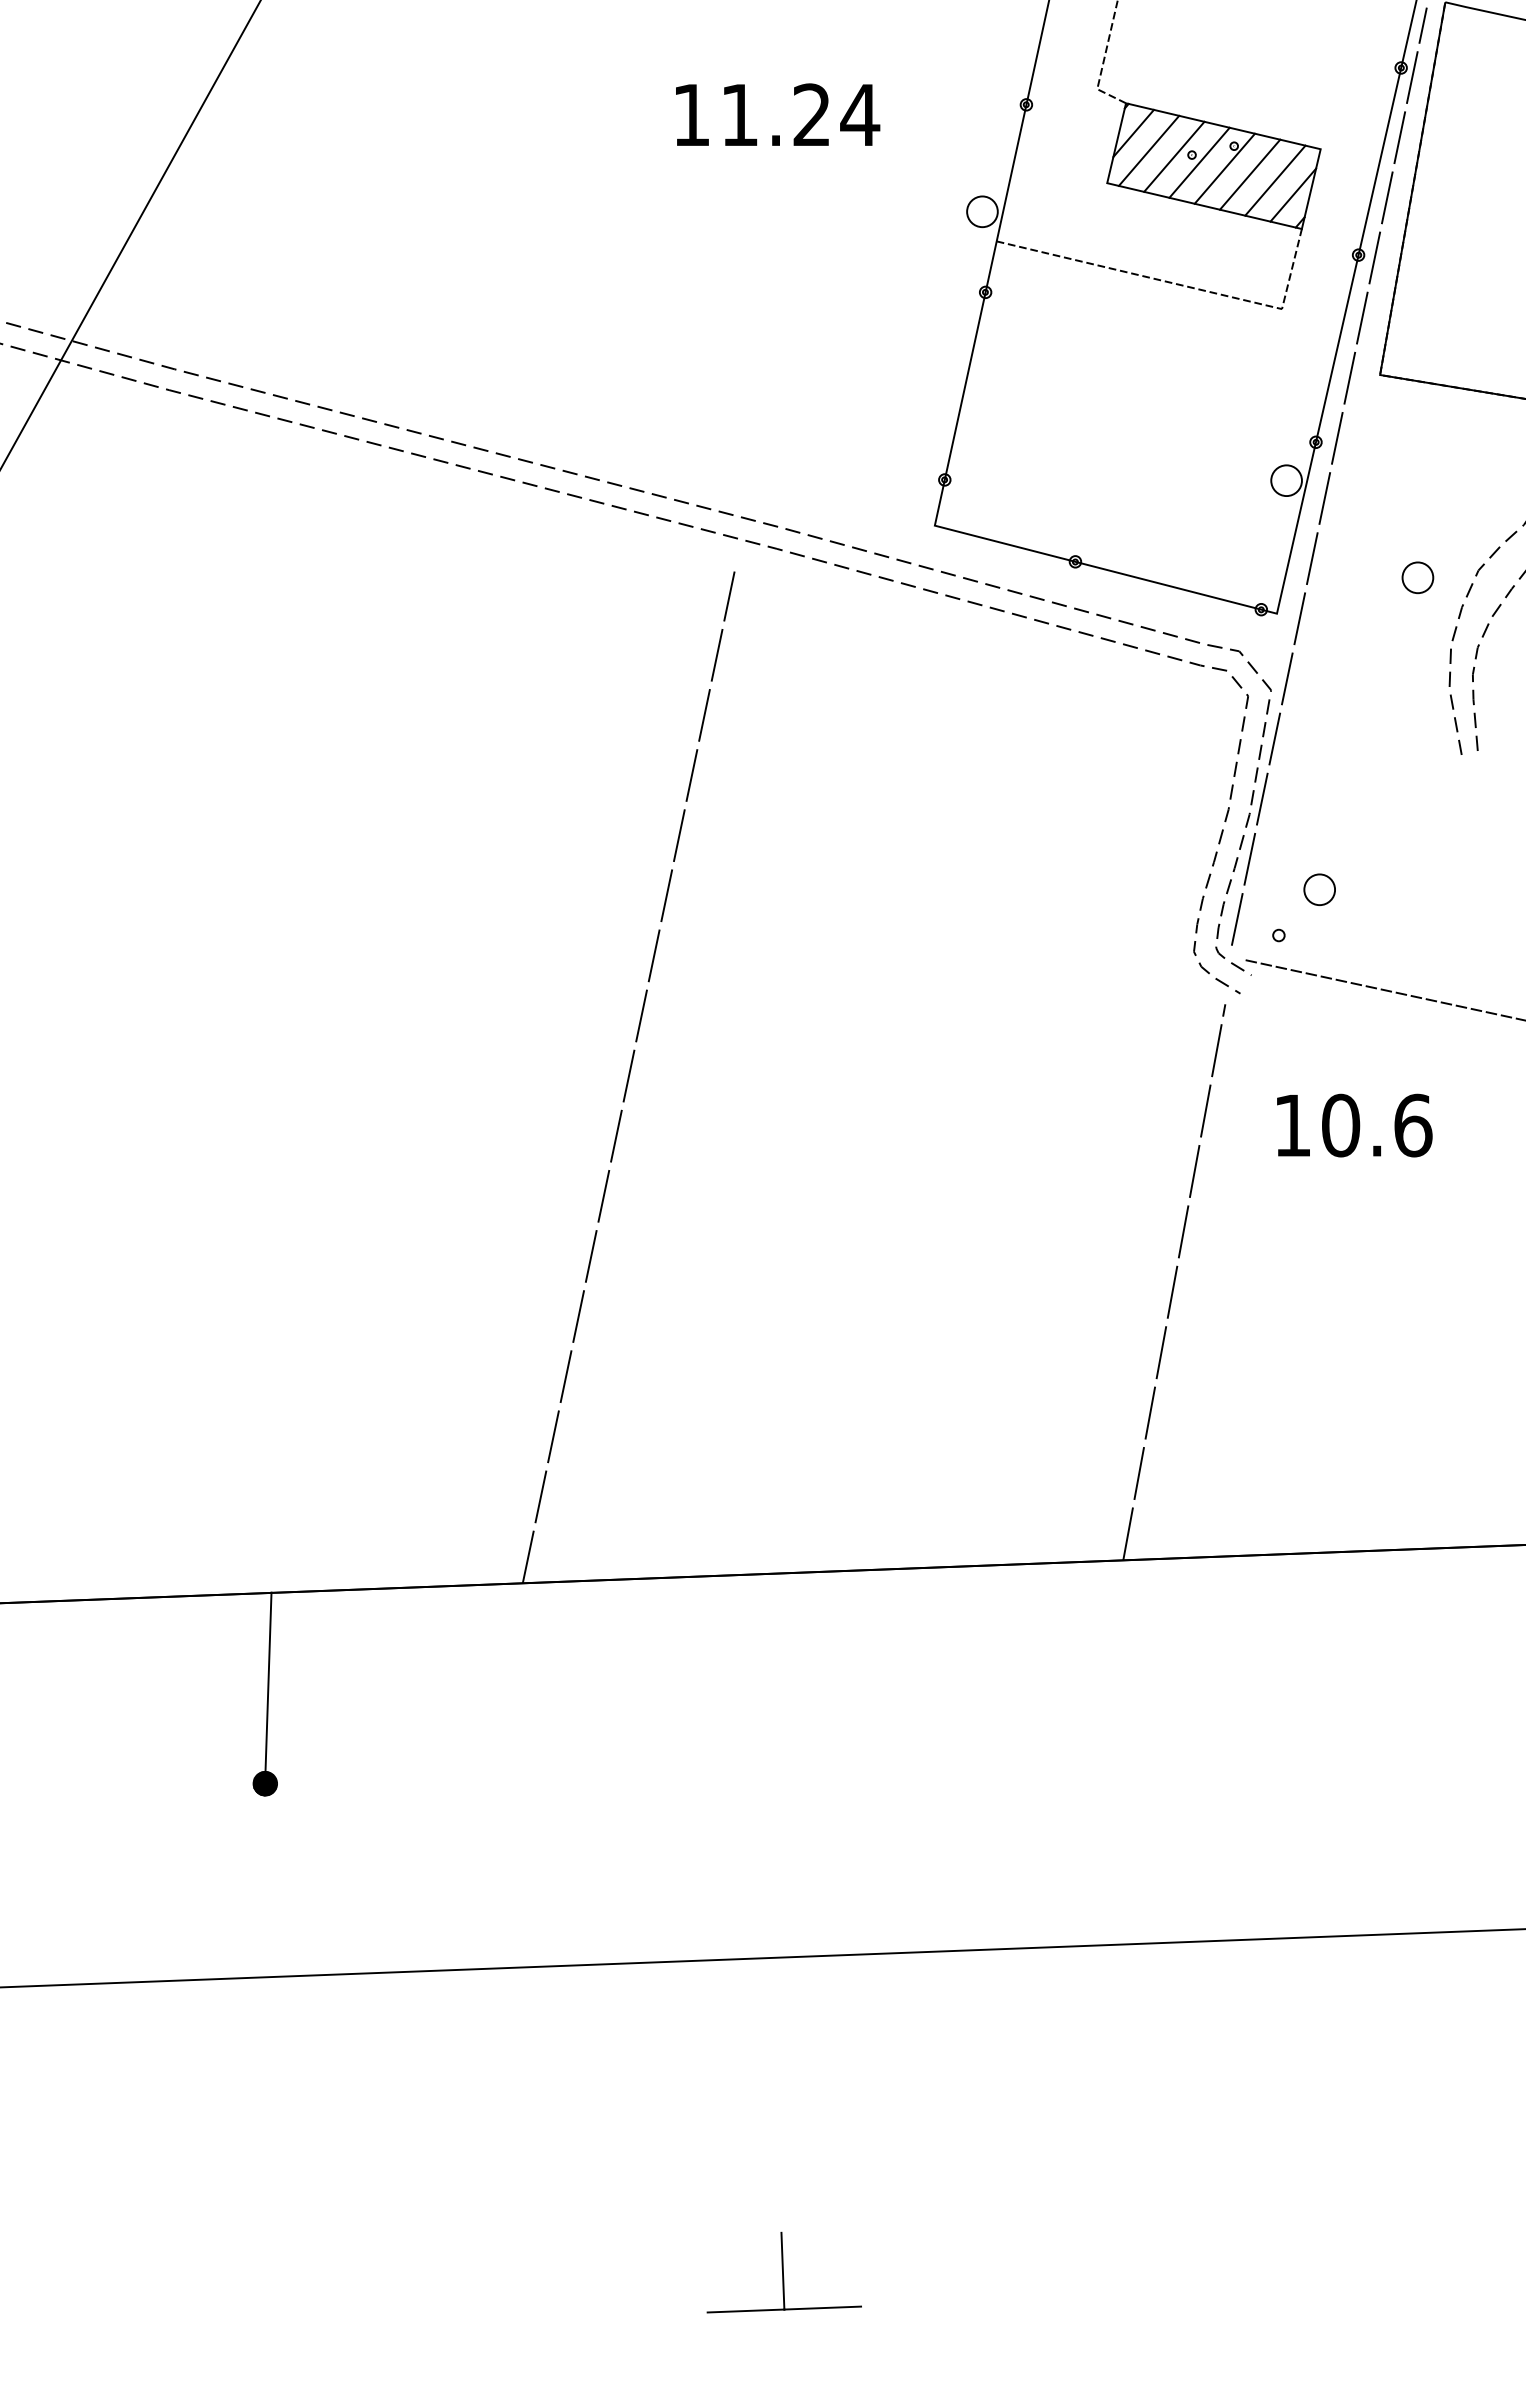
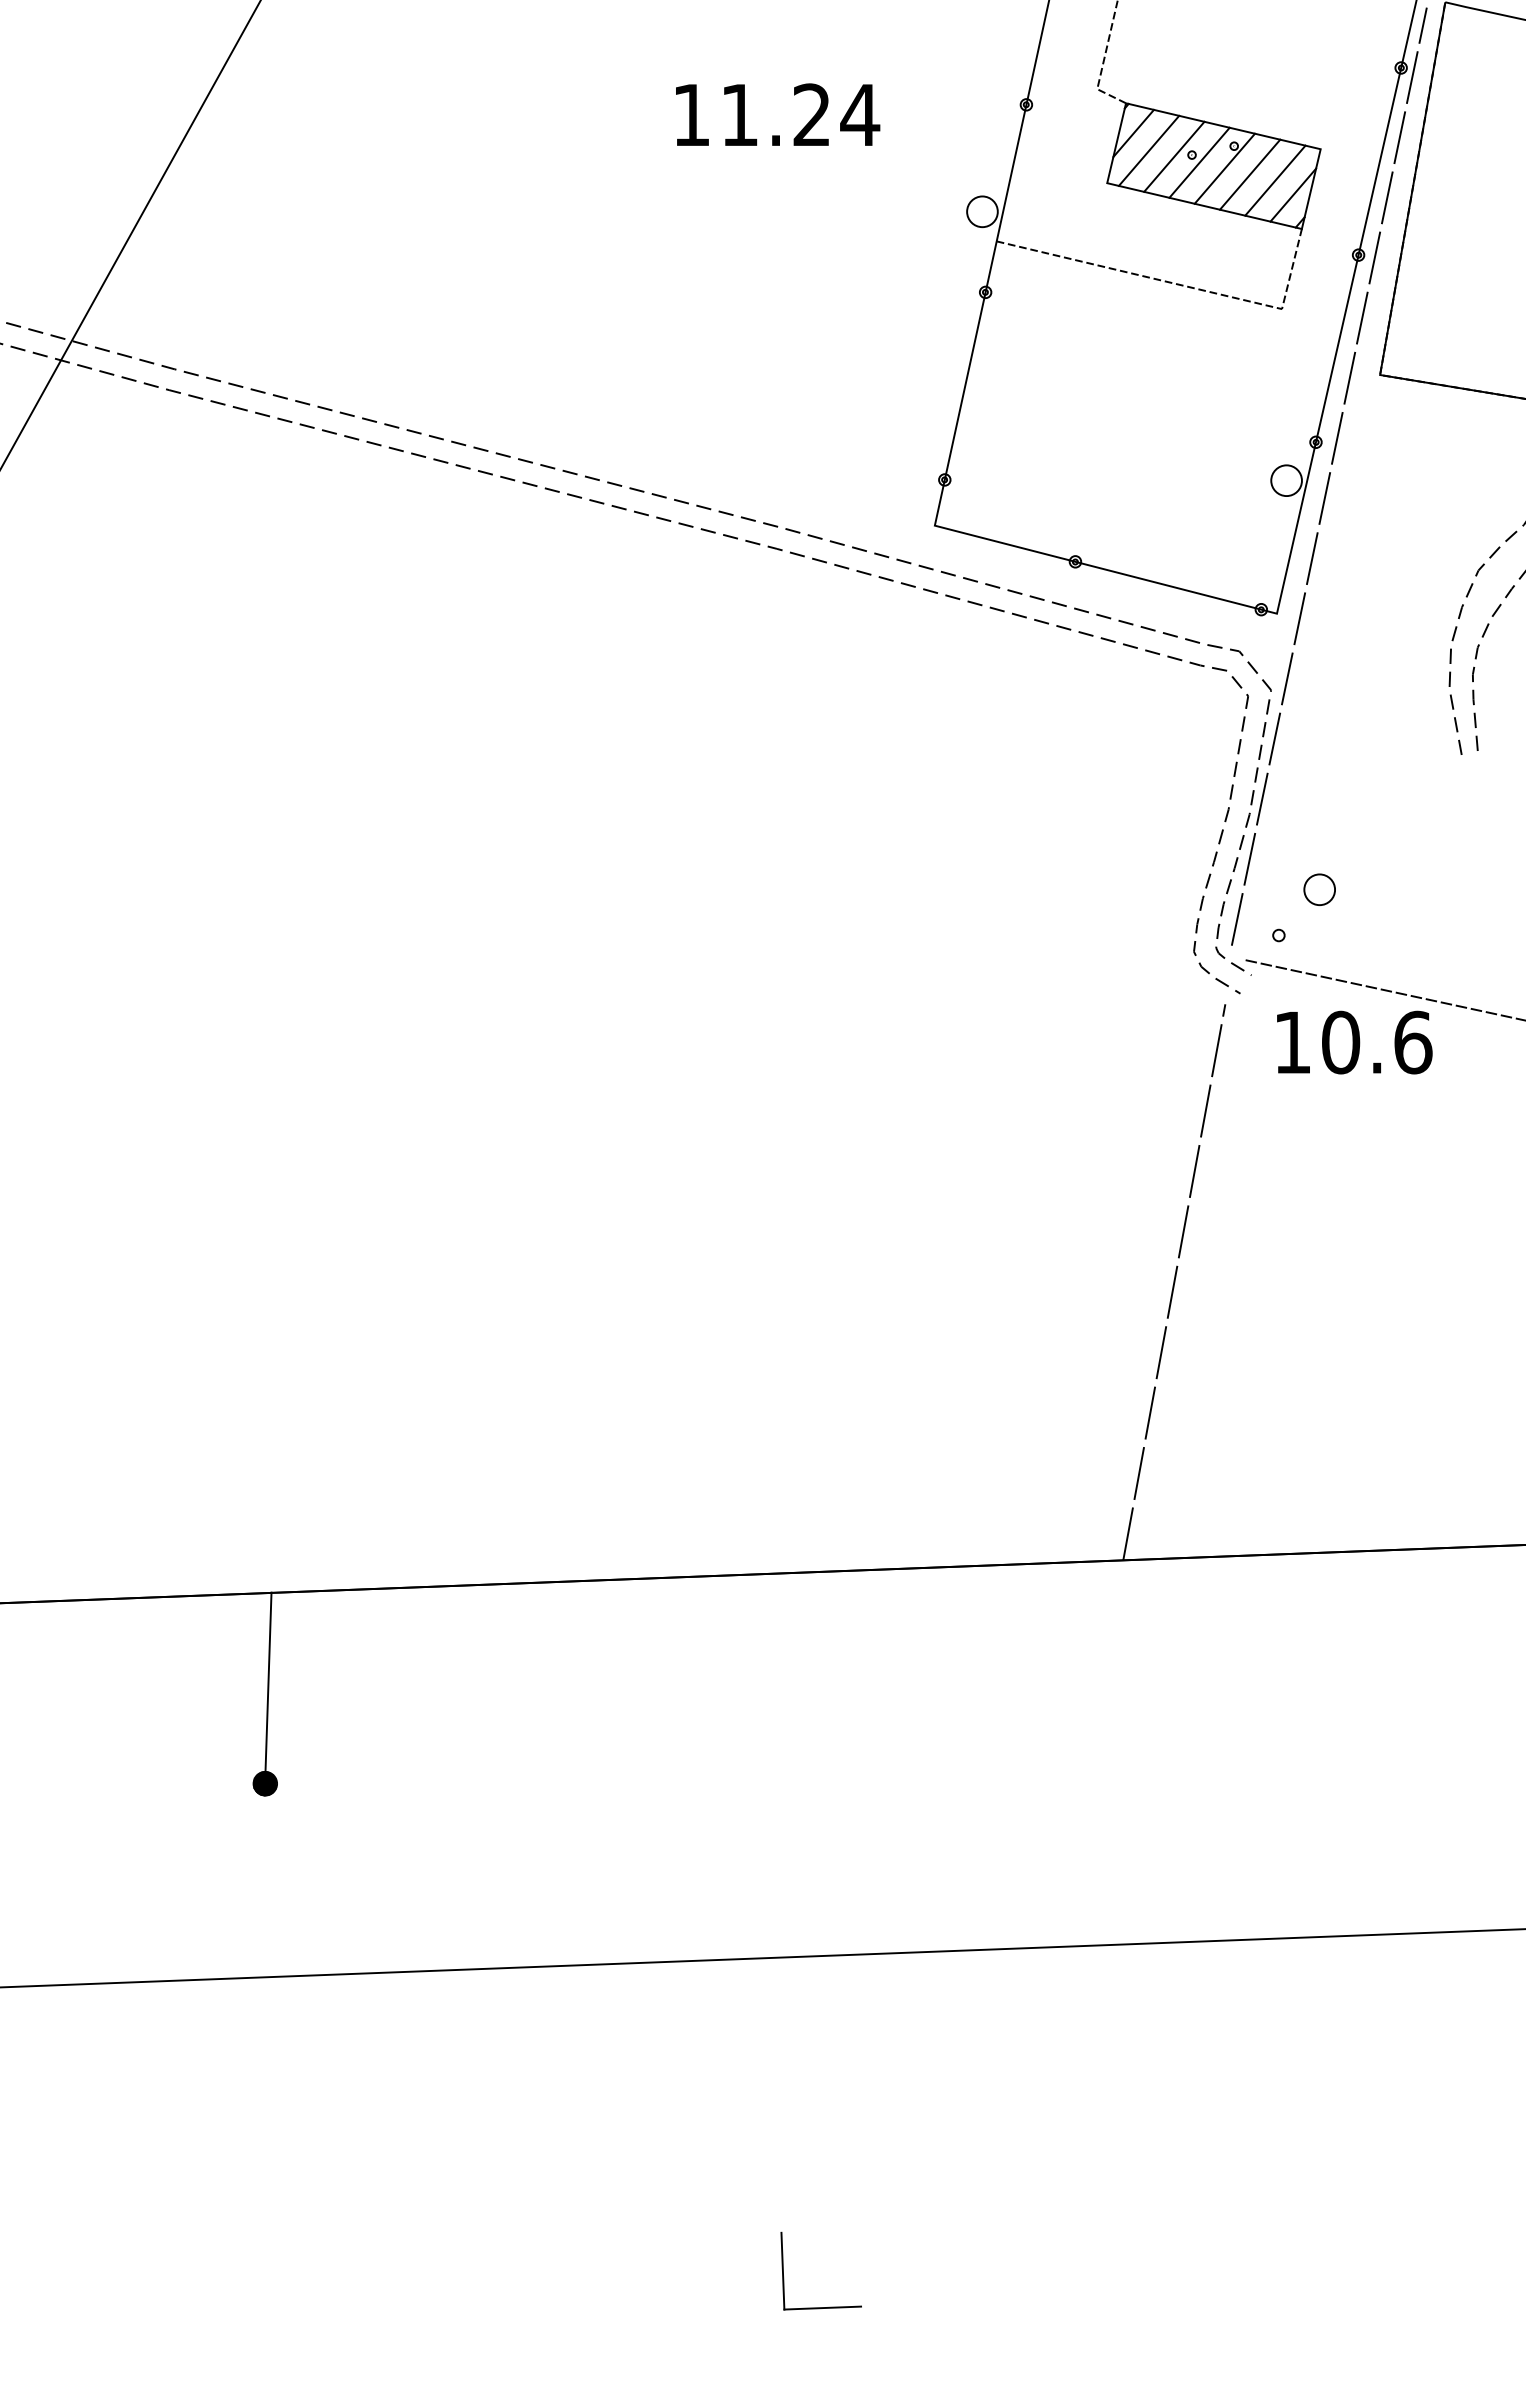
part: present -> none (1417, 577)
line: present -> none (628, 1077)
text position: (1354, 1125) -> (1354, 1042) (1354, 1042)
line: present -> none (745, 2310)
